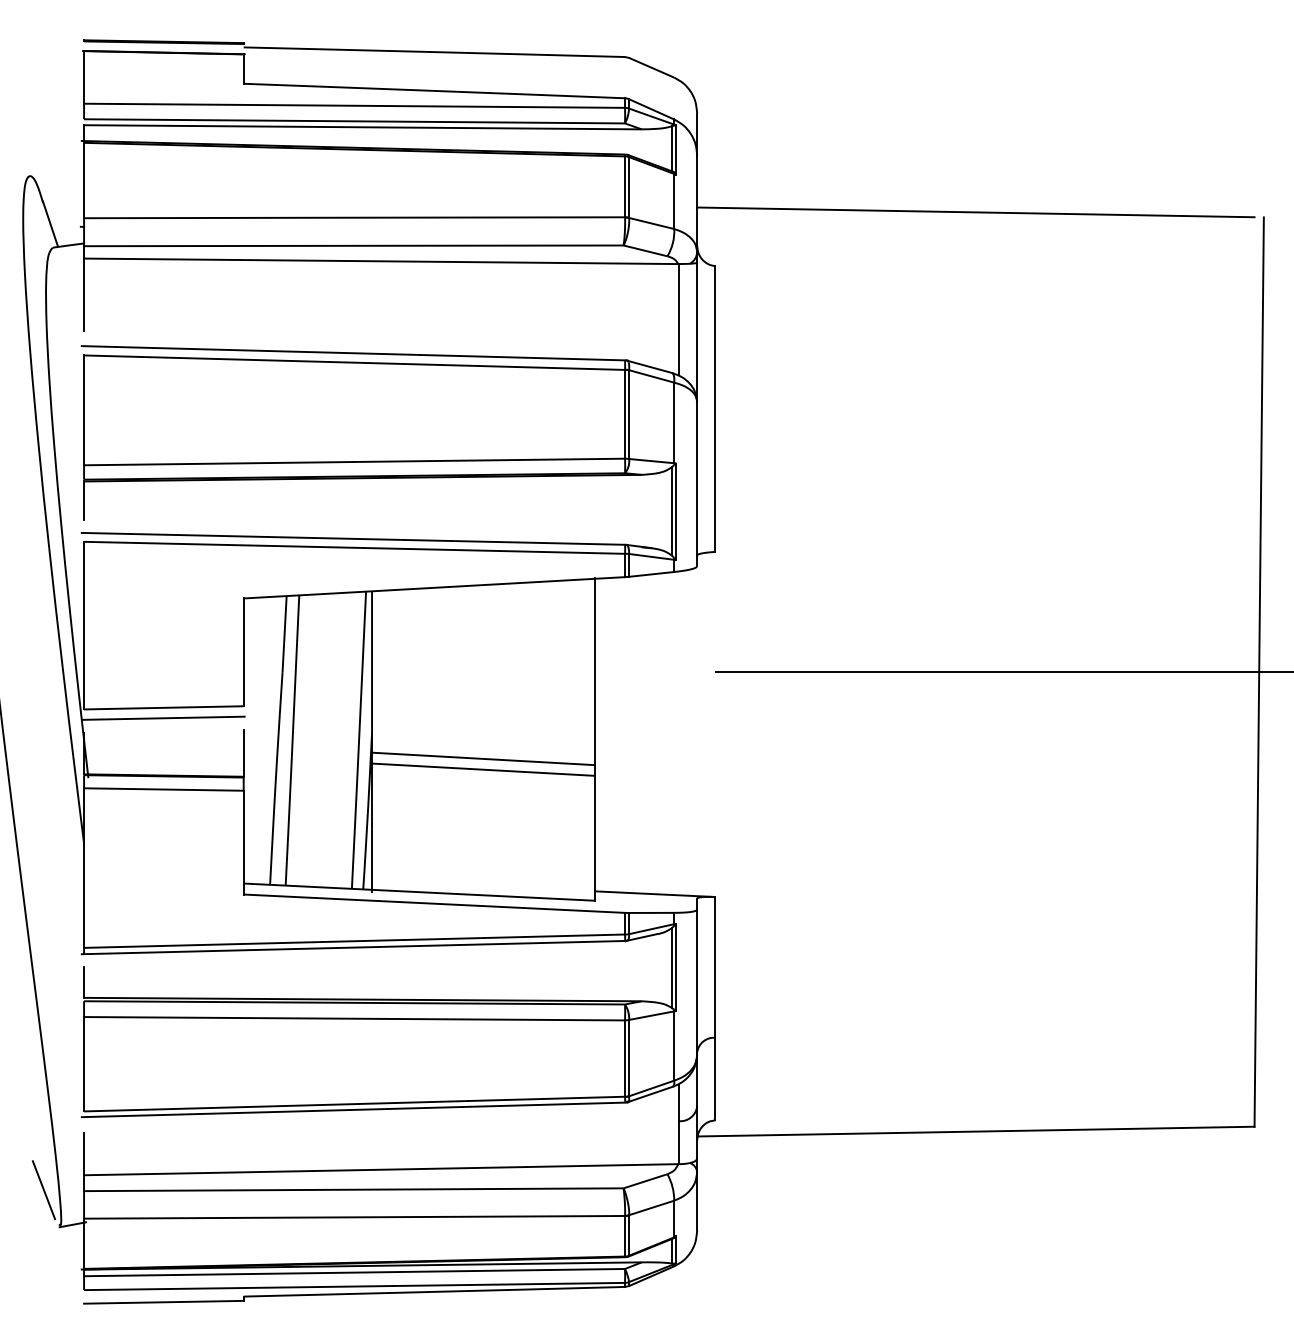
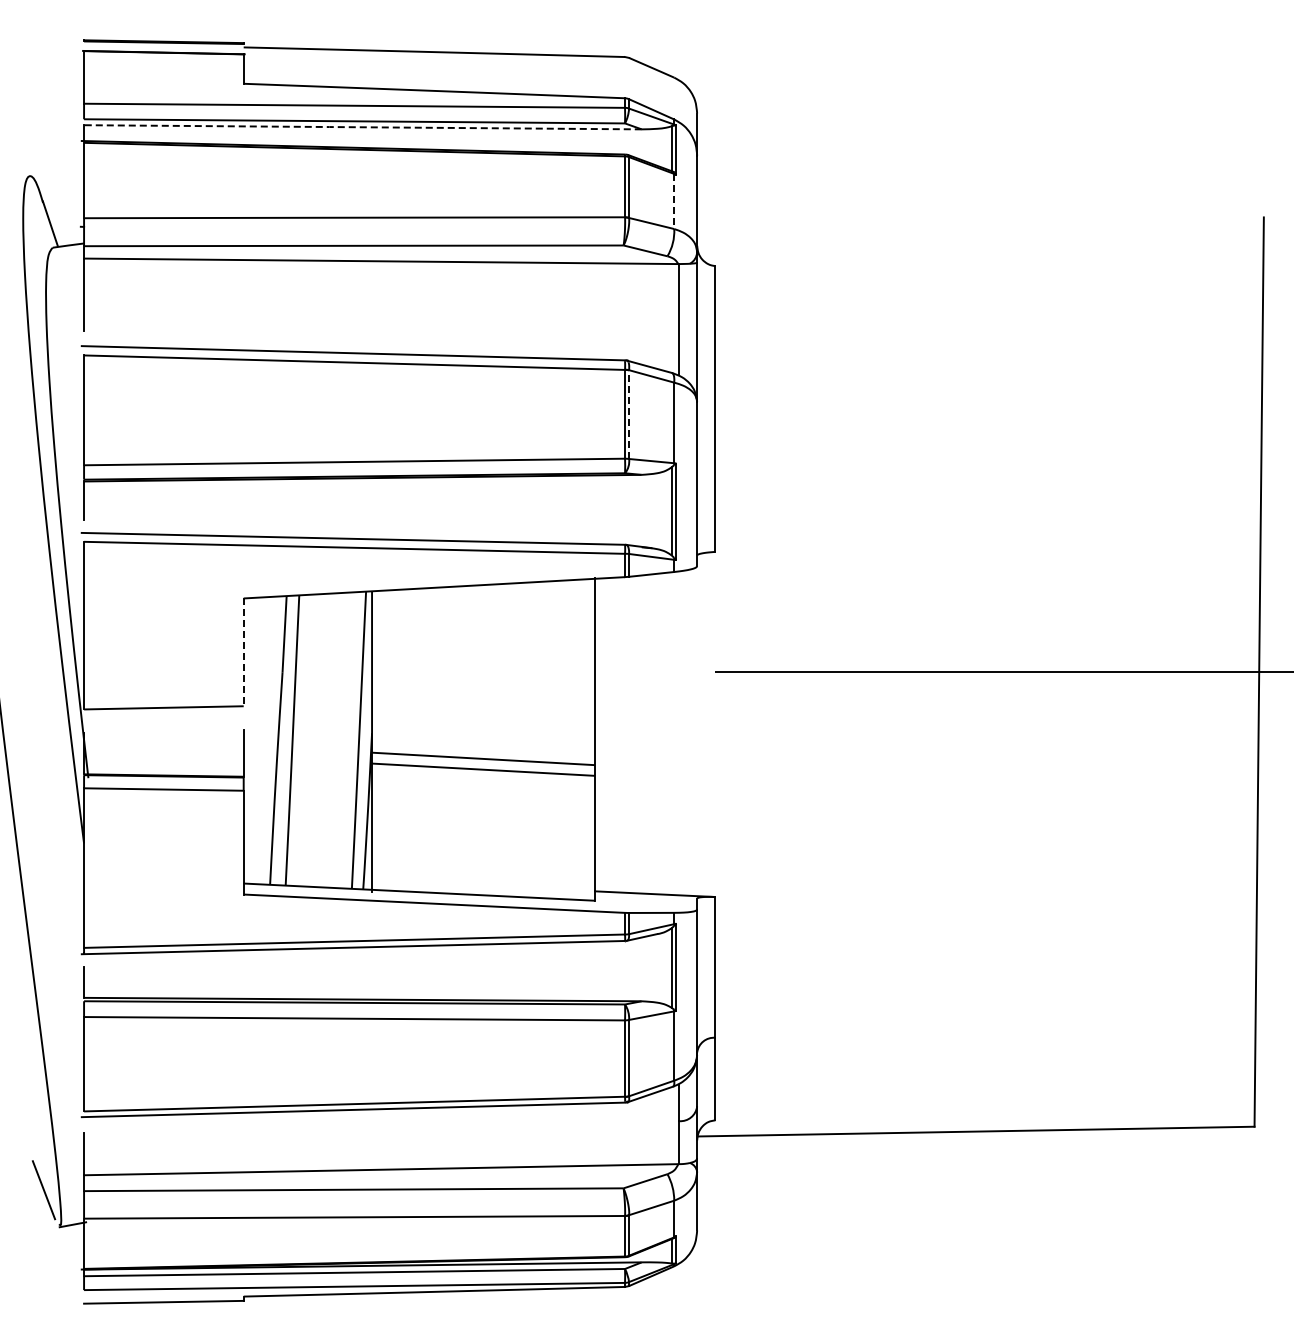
line: solid -> dashed (362, 127)
line: solid -> dashed (674, 201)
line: present -> none (975, 212)
line: solid -> dashed (629, 414)
line: solid -> dashed (243, 652)
line: present -> none (163, 717)
